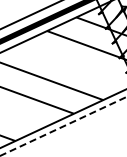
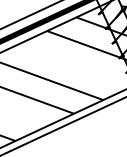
line: dashed -> solid (64, 126)
